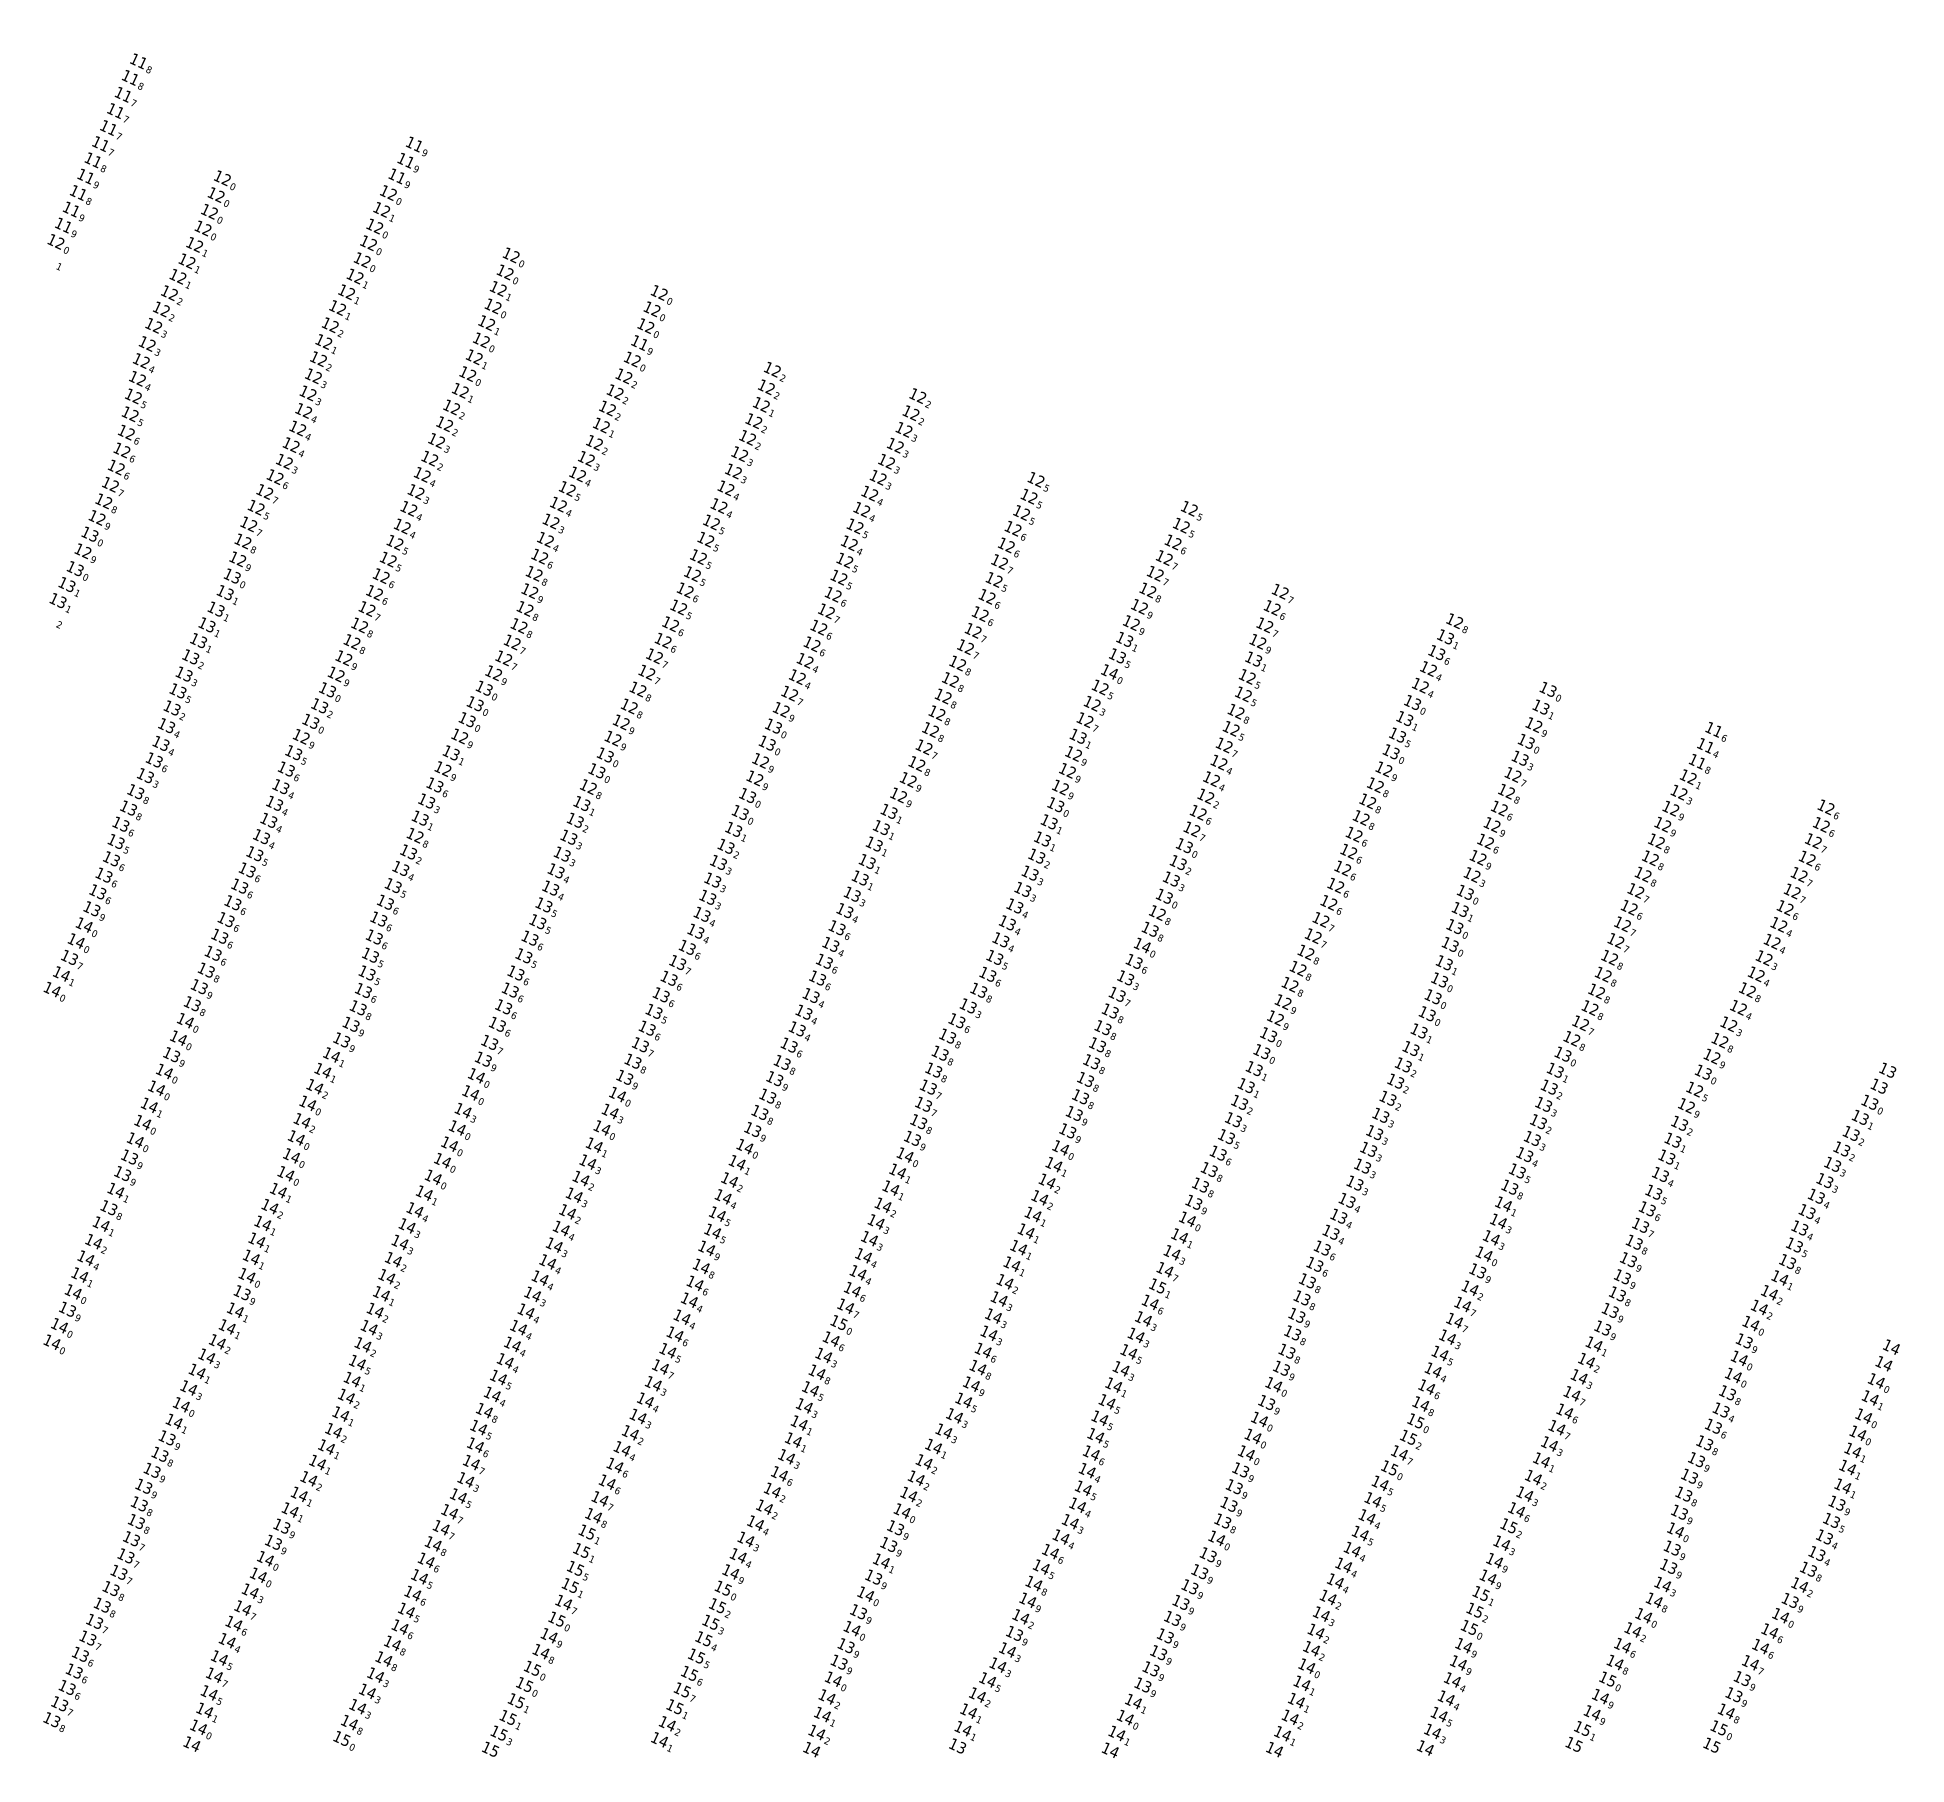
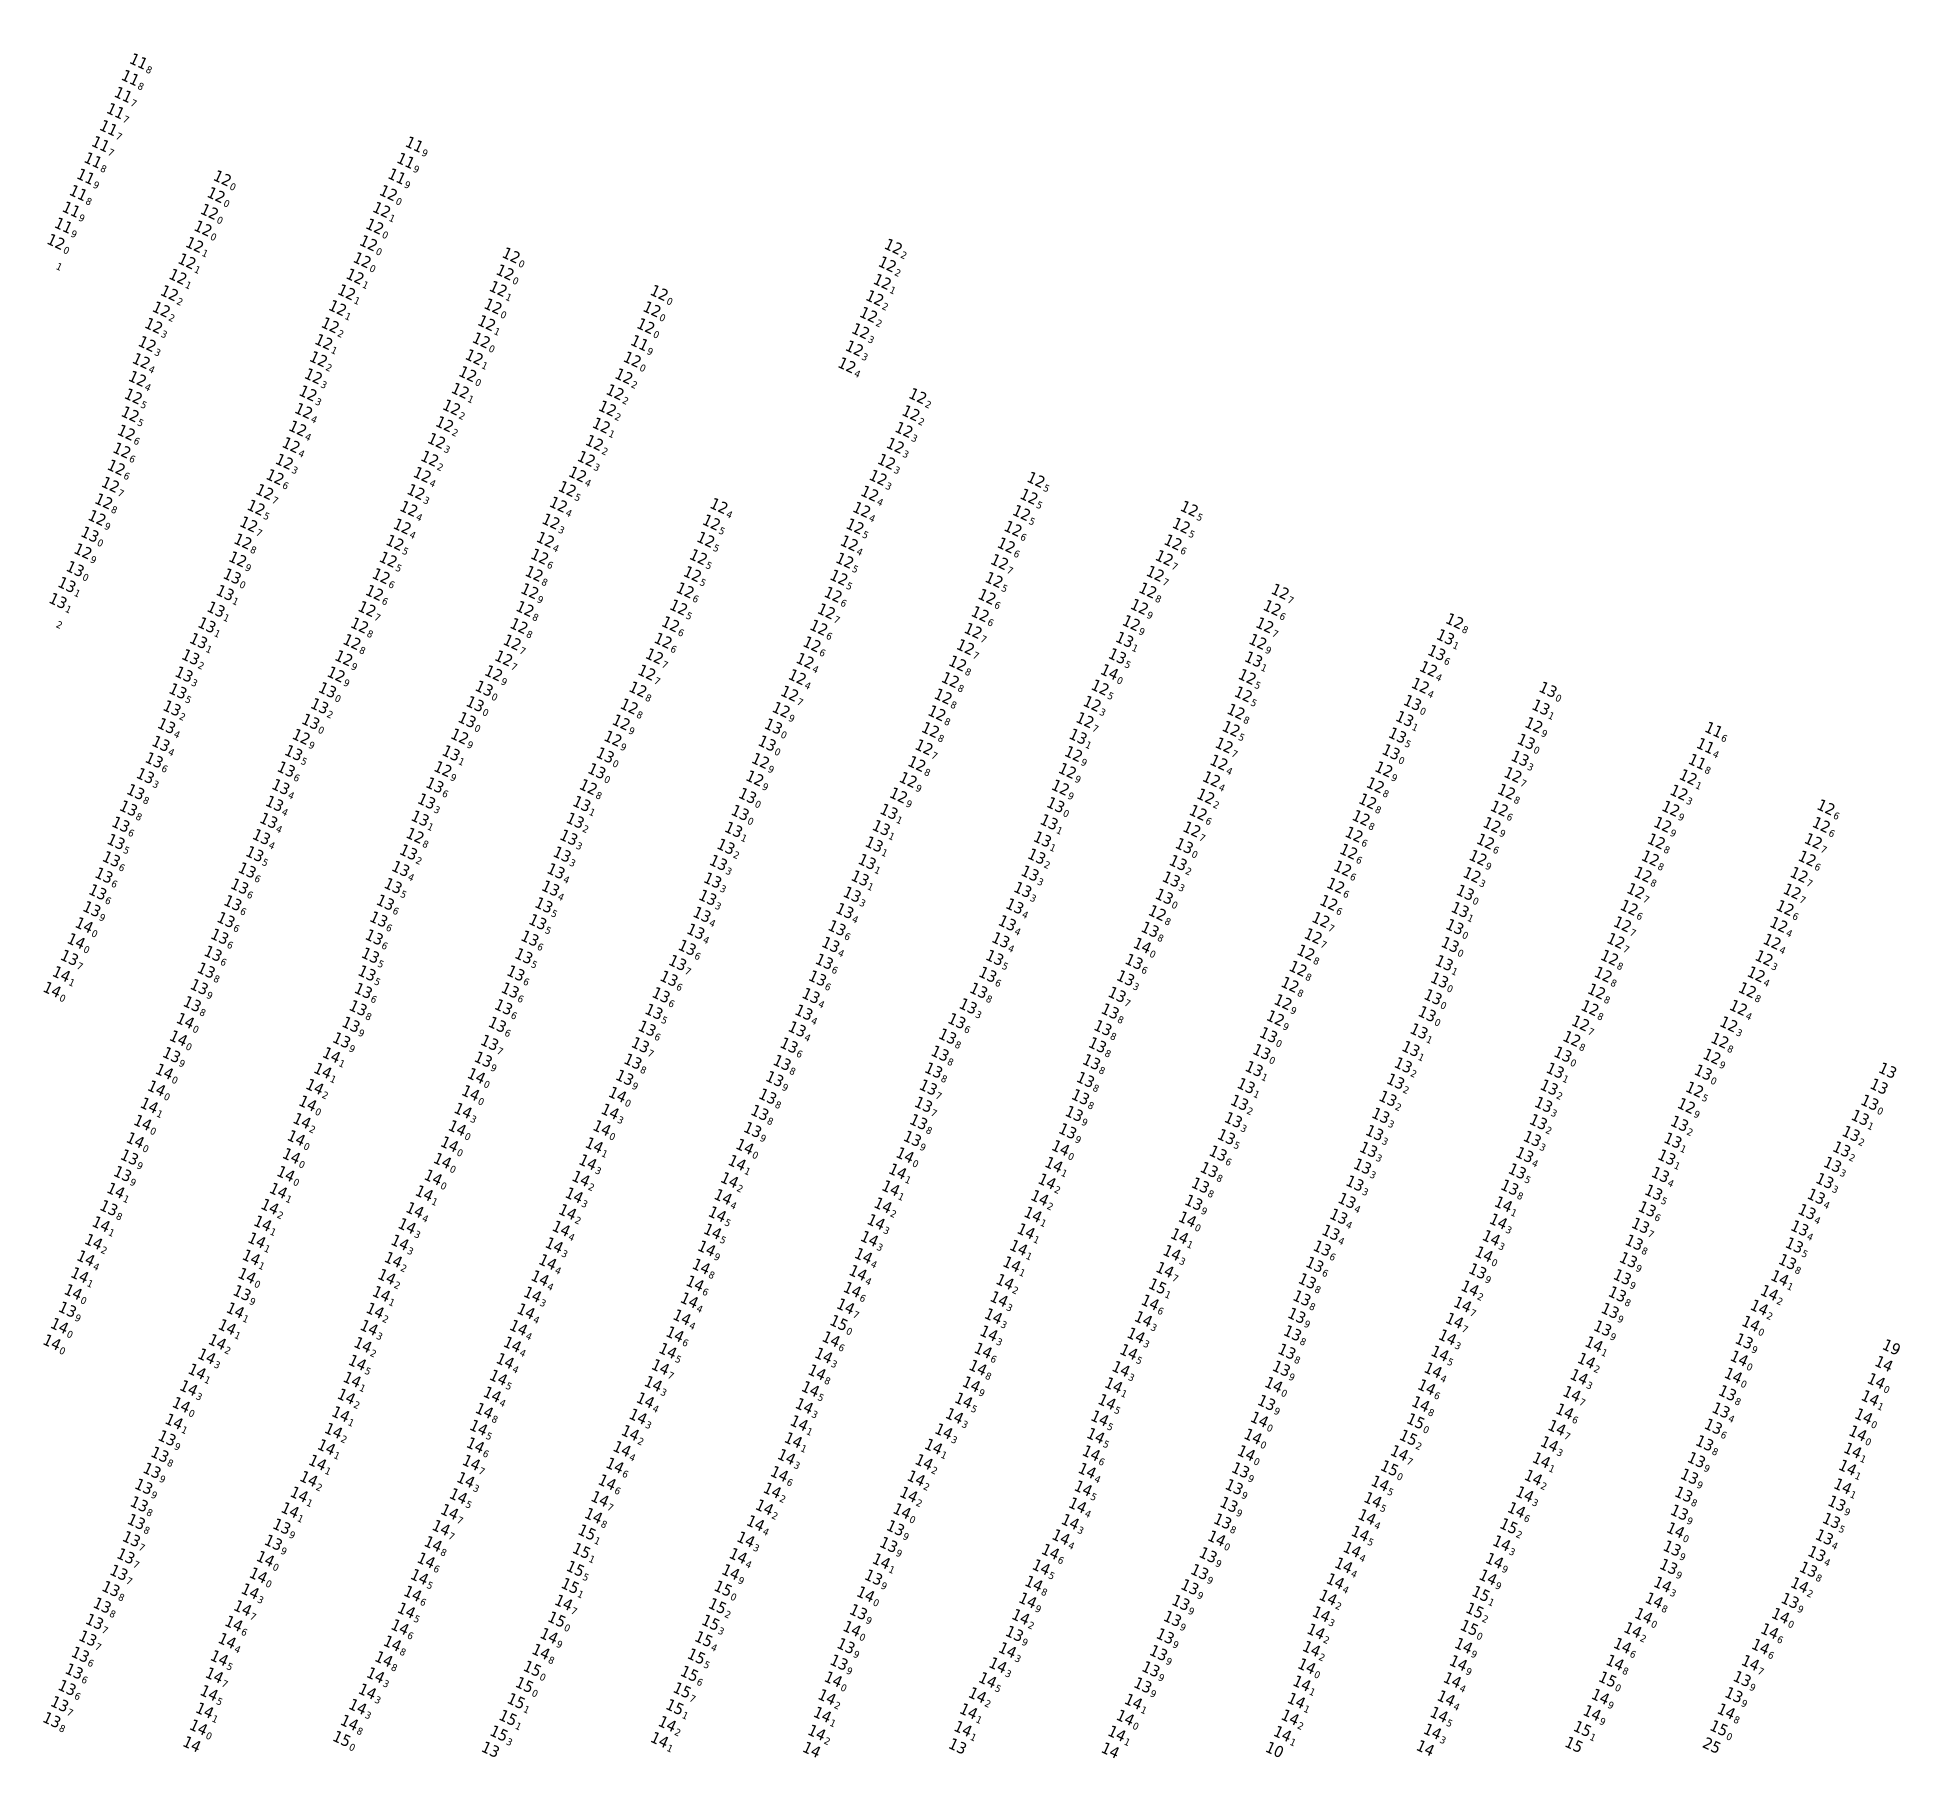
text position: (751, 430) -> (872, 307) (872, 307)
text: 14 -> 19 (1894, 1348)
text: 15 -> 25 (1706, 1743)
text: 15 -> 13 (495, 1750)
text: 14 -> 10 (1278, 1751)
